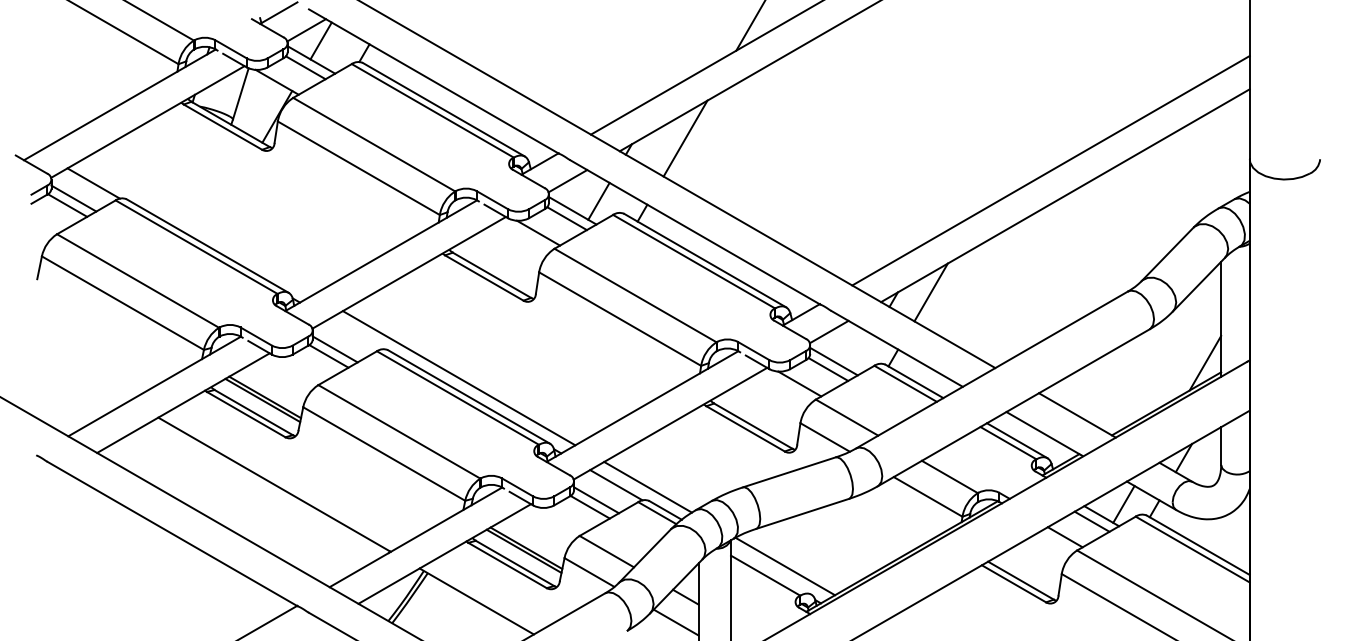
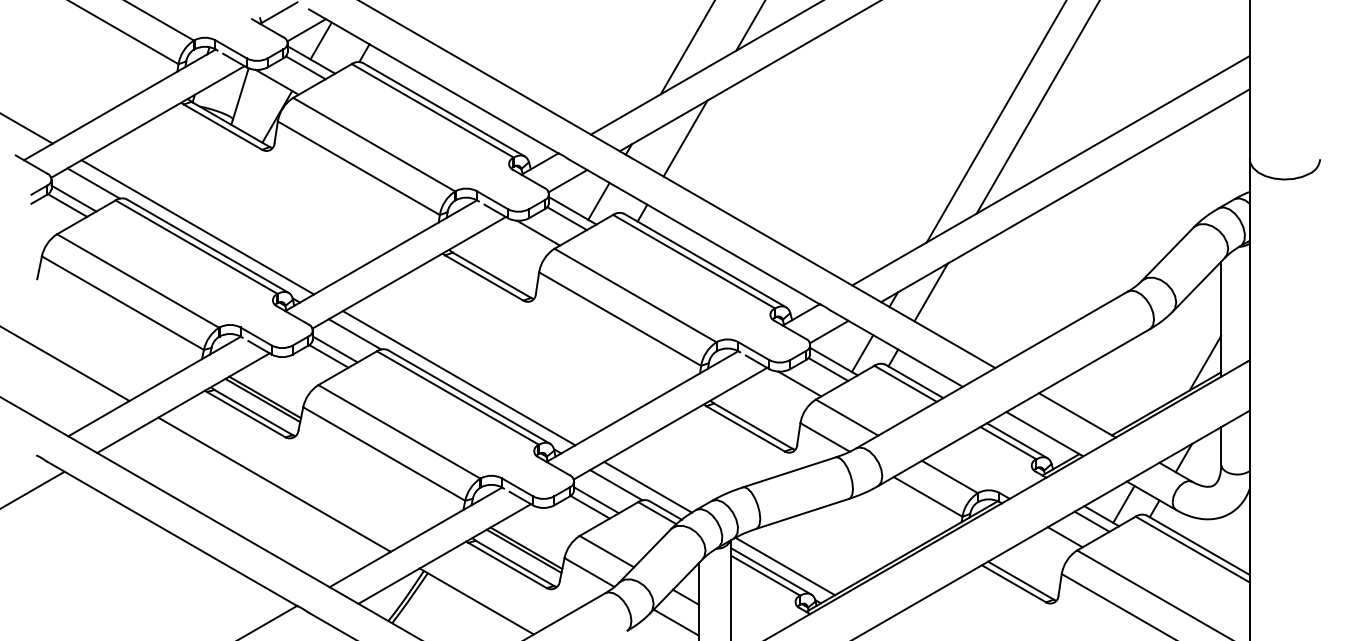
line: none -> present (686, 48)
line: none -> present (1037, 107)
line: none -> present (995, 122)
line: none -> present (27, 128)
line: none -> present (197, 227)
line: none -> present (354, 334)
line: none -> present (862, 353)
line: none -> present (65, 364)
line: none -> present (33, 489)
line: none -> present (771, 571)
